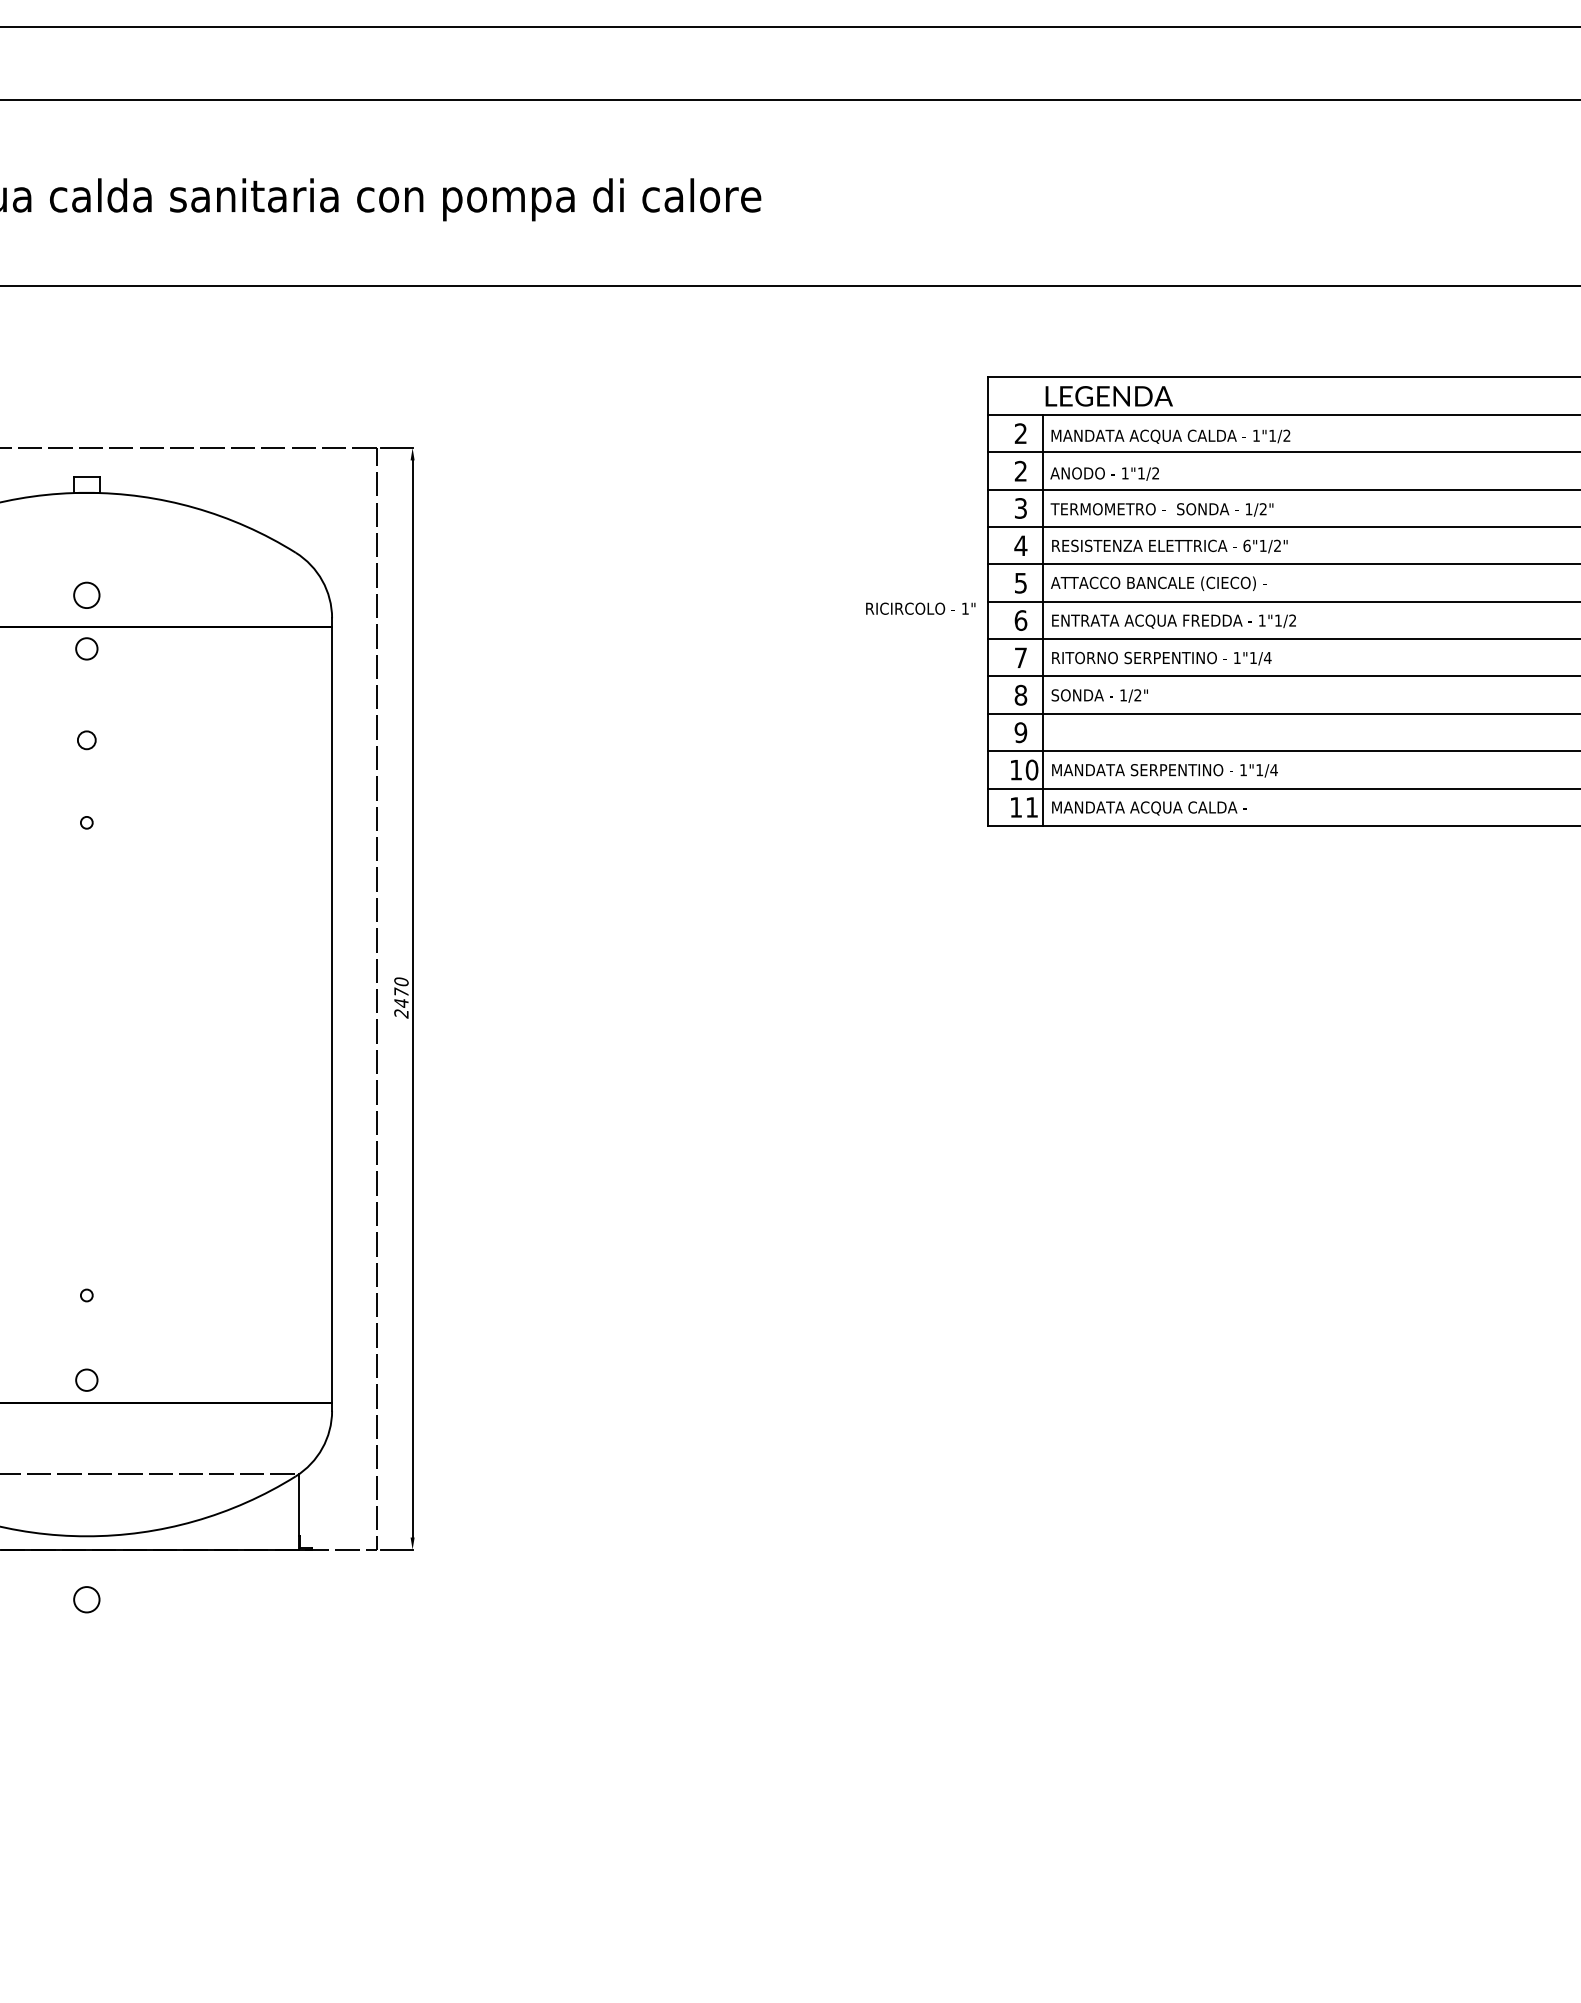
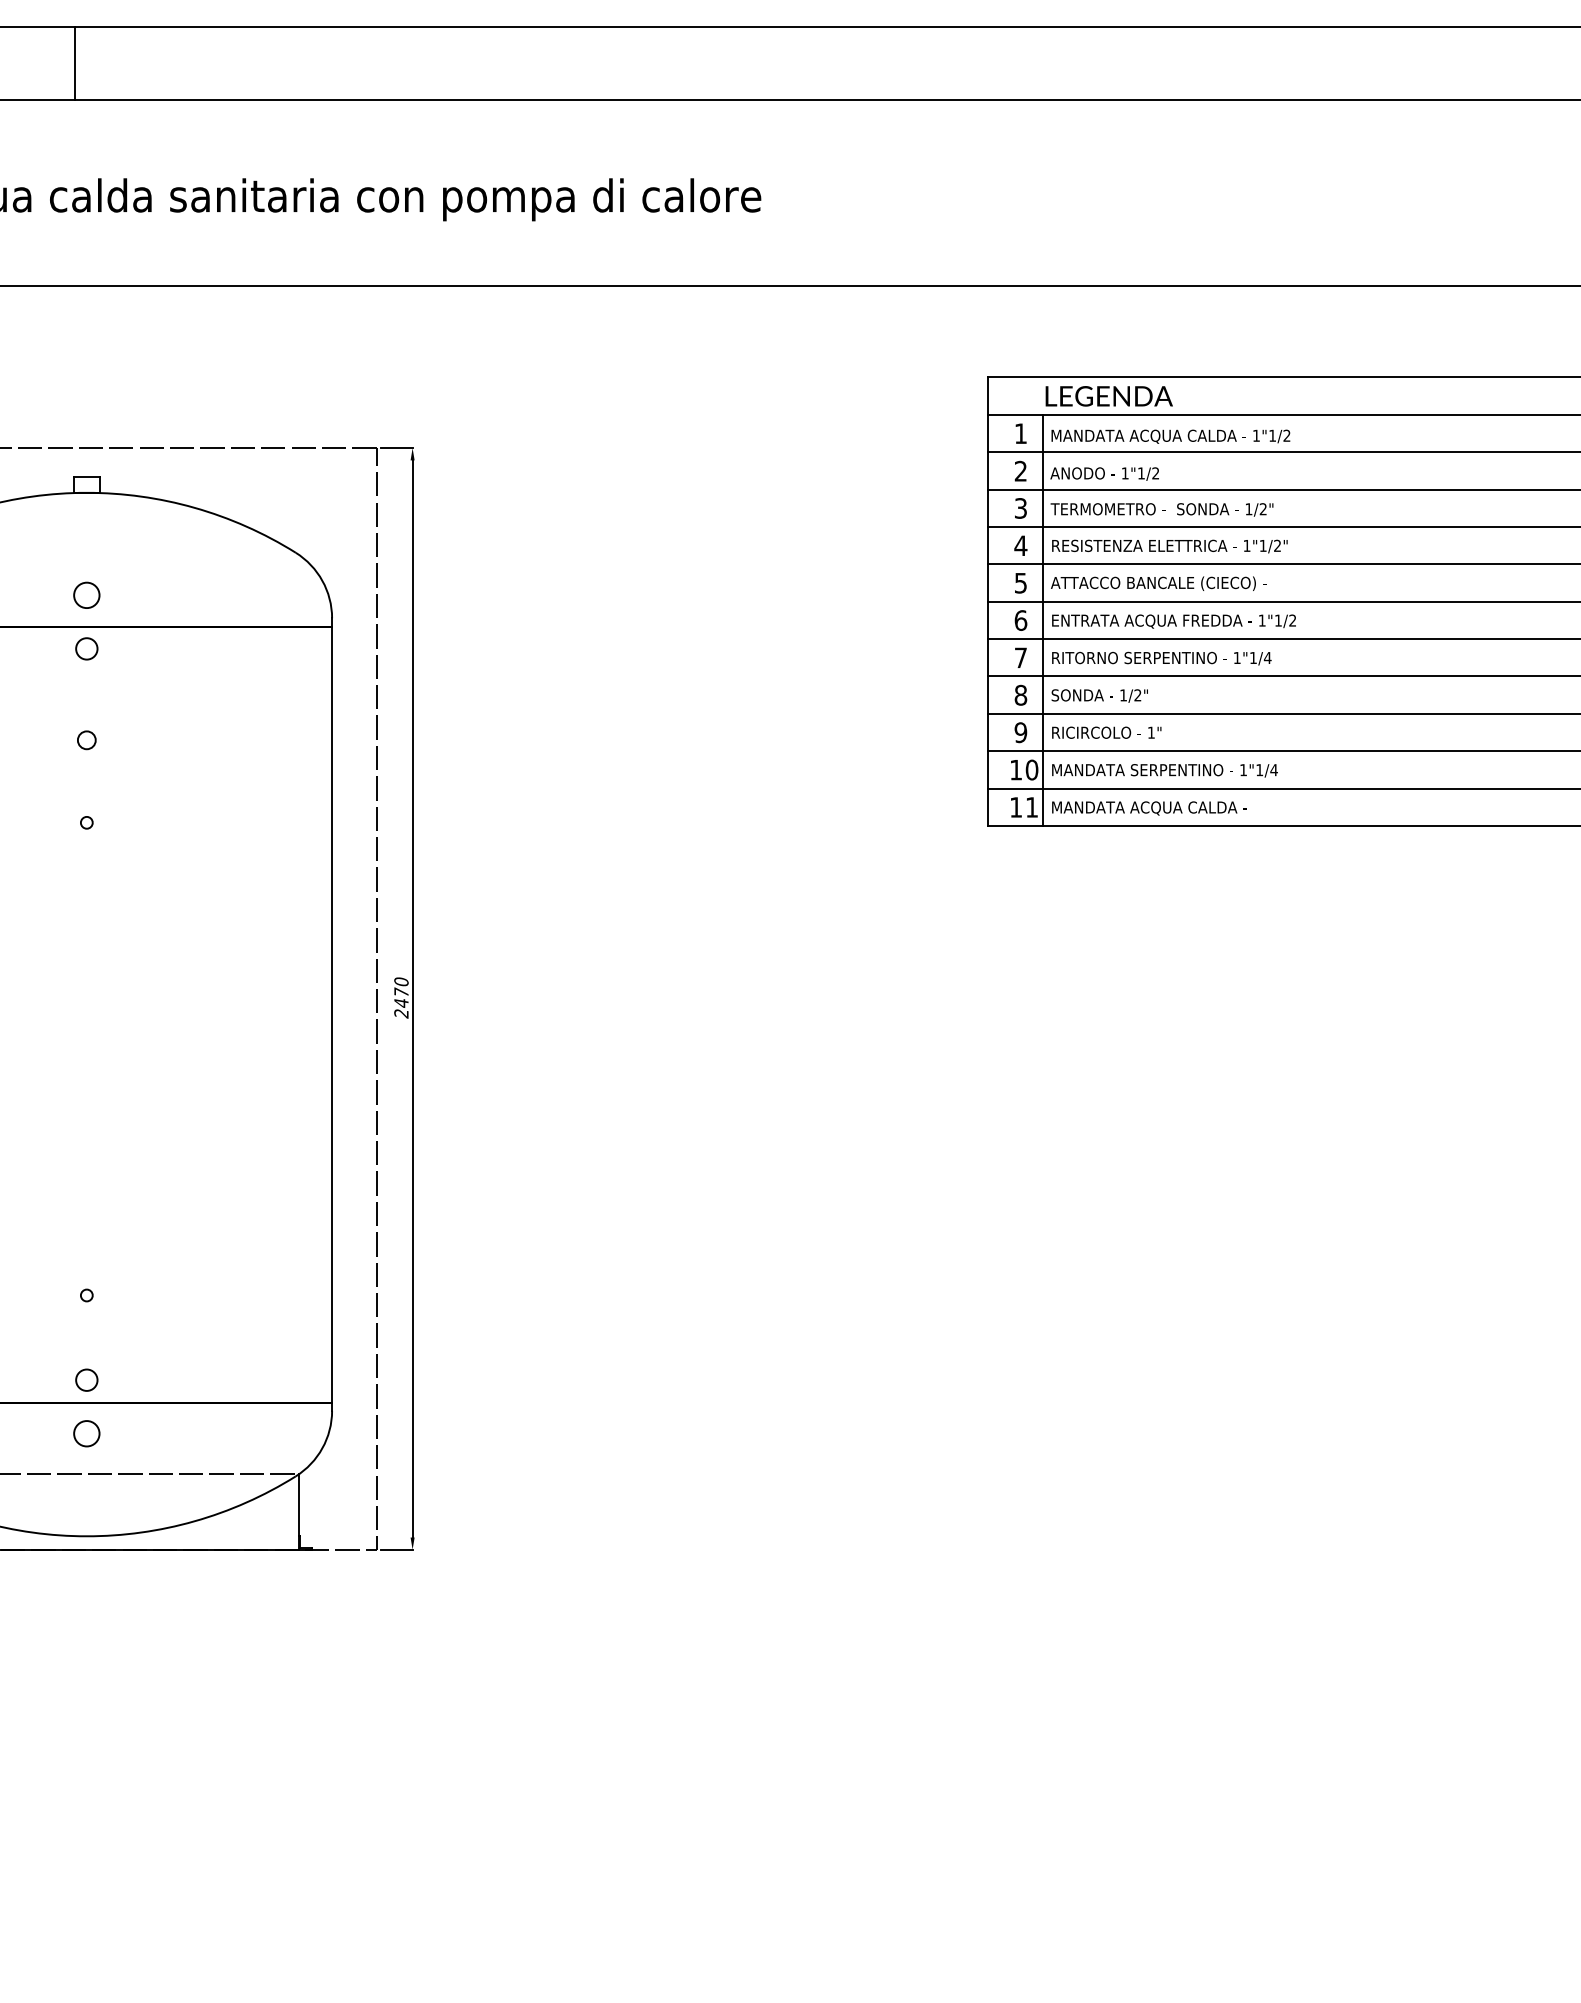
line: none -> present (74, 62)
text: 2 -> 1 (1020, 433)
text: 6"1/2" -> 1"1/2" (1246, 545)
text position: (920, 608) -> (1106, 732) (1106, 732)
circle position: (86, 1599) -> (86, 1433) (86, 1433)
